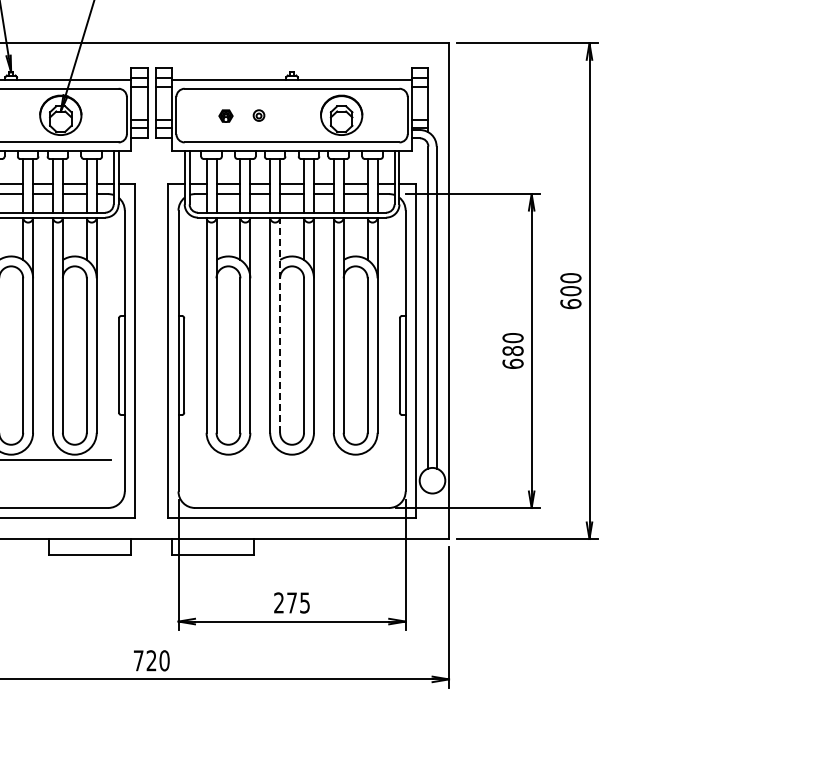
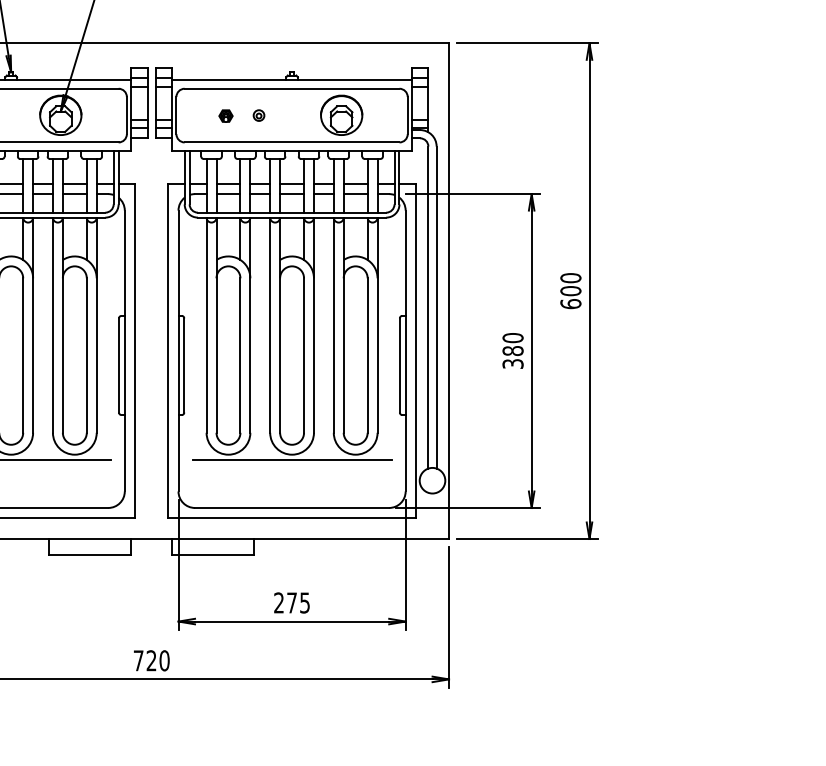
line: dashed -> solid (280, 325)
text: 680 -> 380 (512, 363)
line: none -> present (291, 460)
